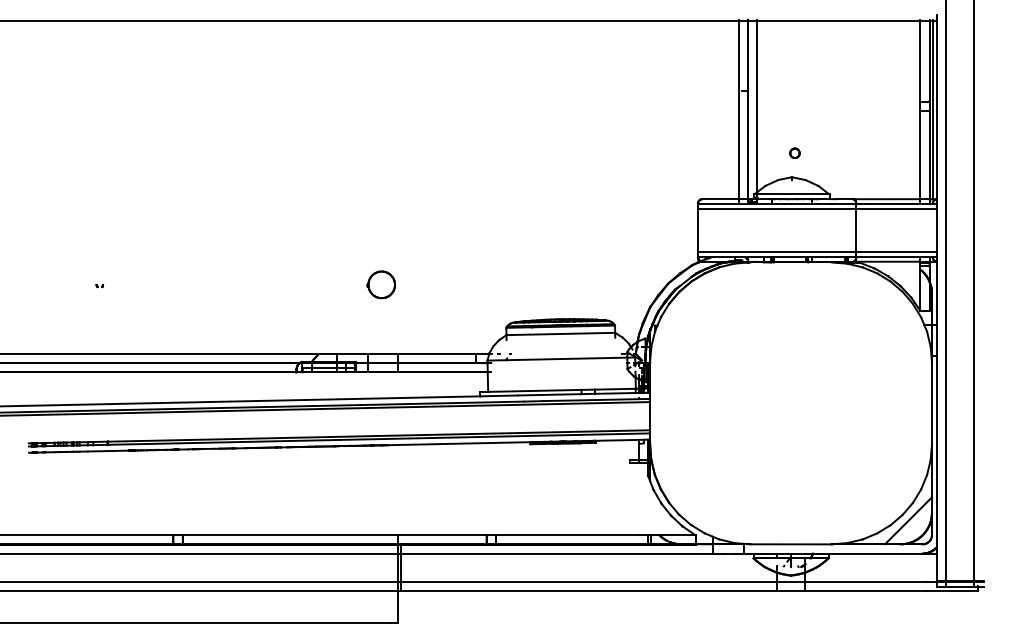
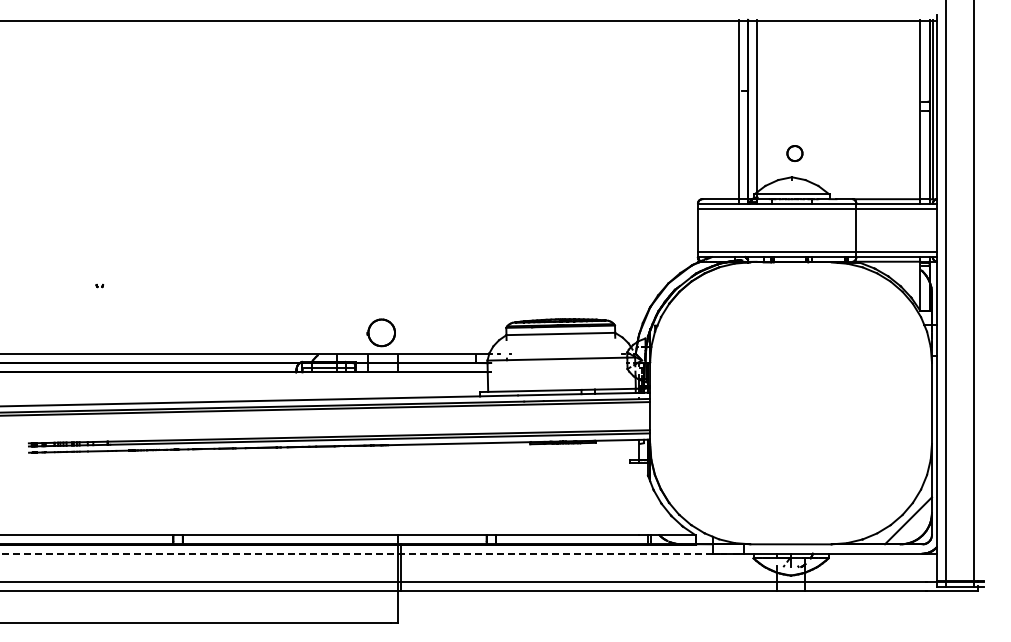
part size: 12x12 px -> 18x17 px (794, 153)
part position: (380, 284) -> (380, 332) (380, 332)
line: solid -> dashed (356, 553)
